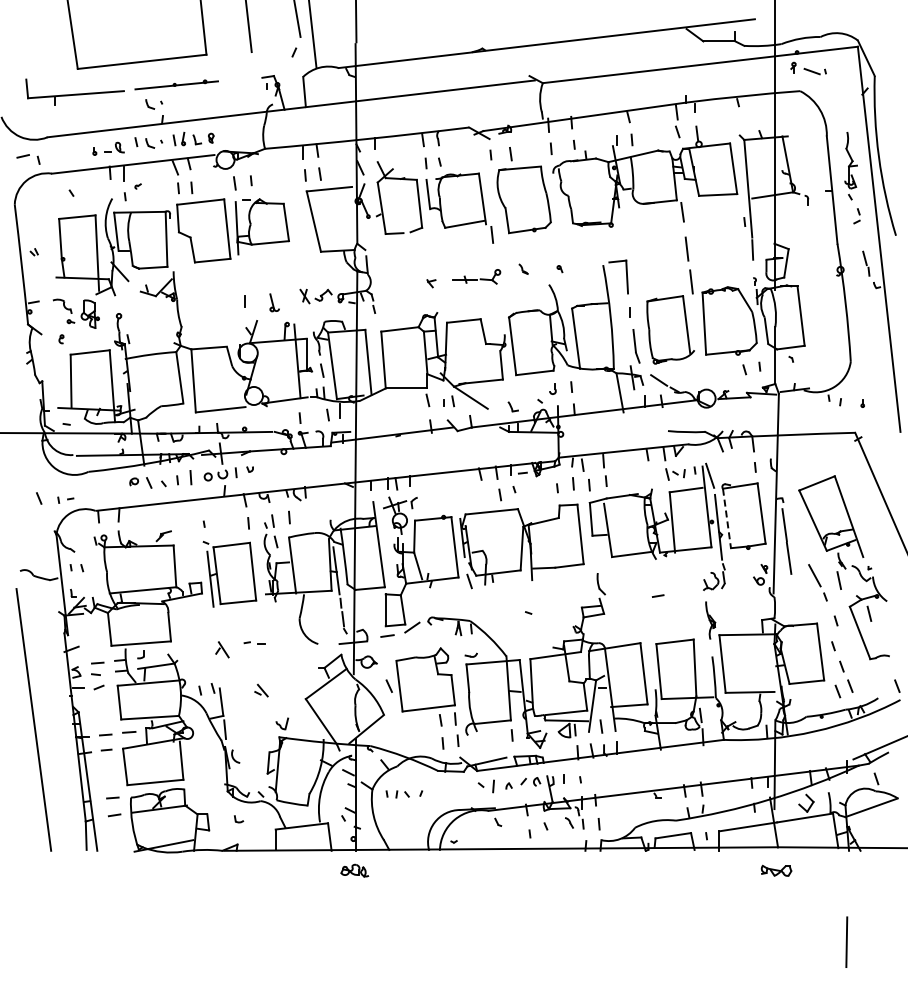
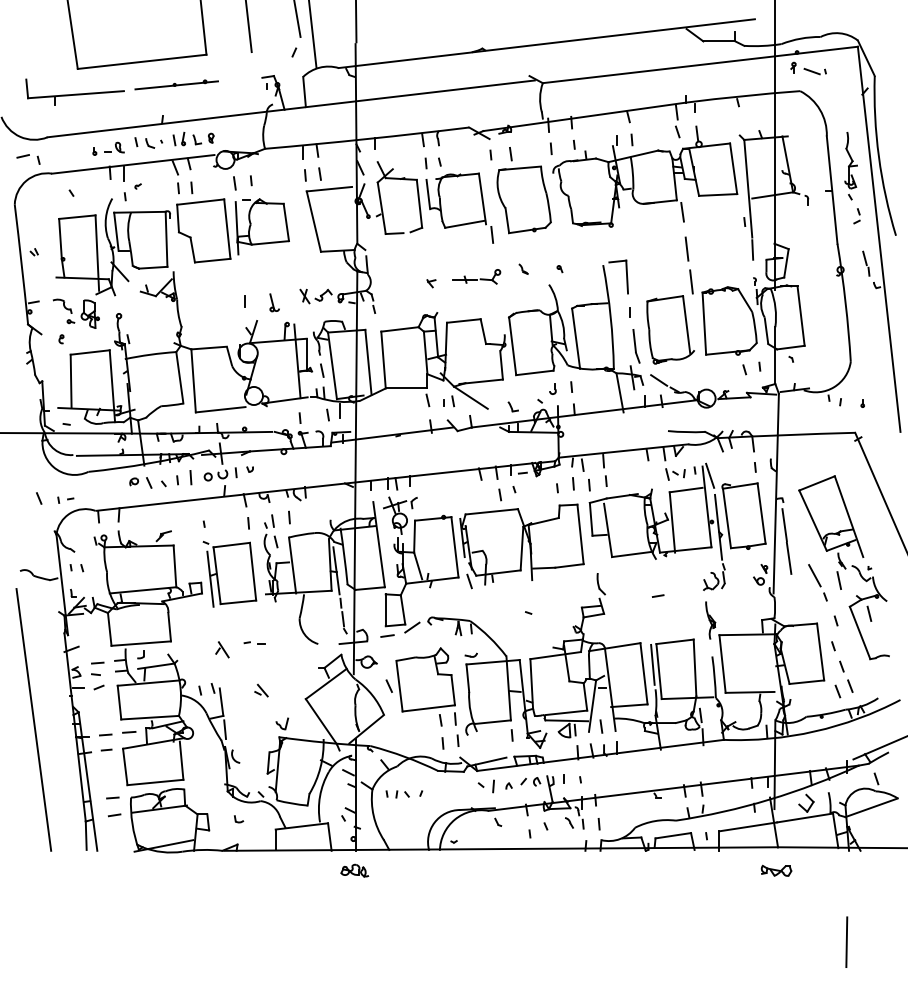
part: present -> none (154, 104)
line: dashed -> solid (726, 518)
line: none -> present (652, 664)
line: present -> none (897, 685)
